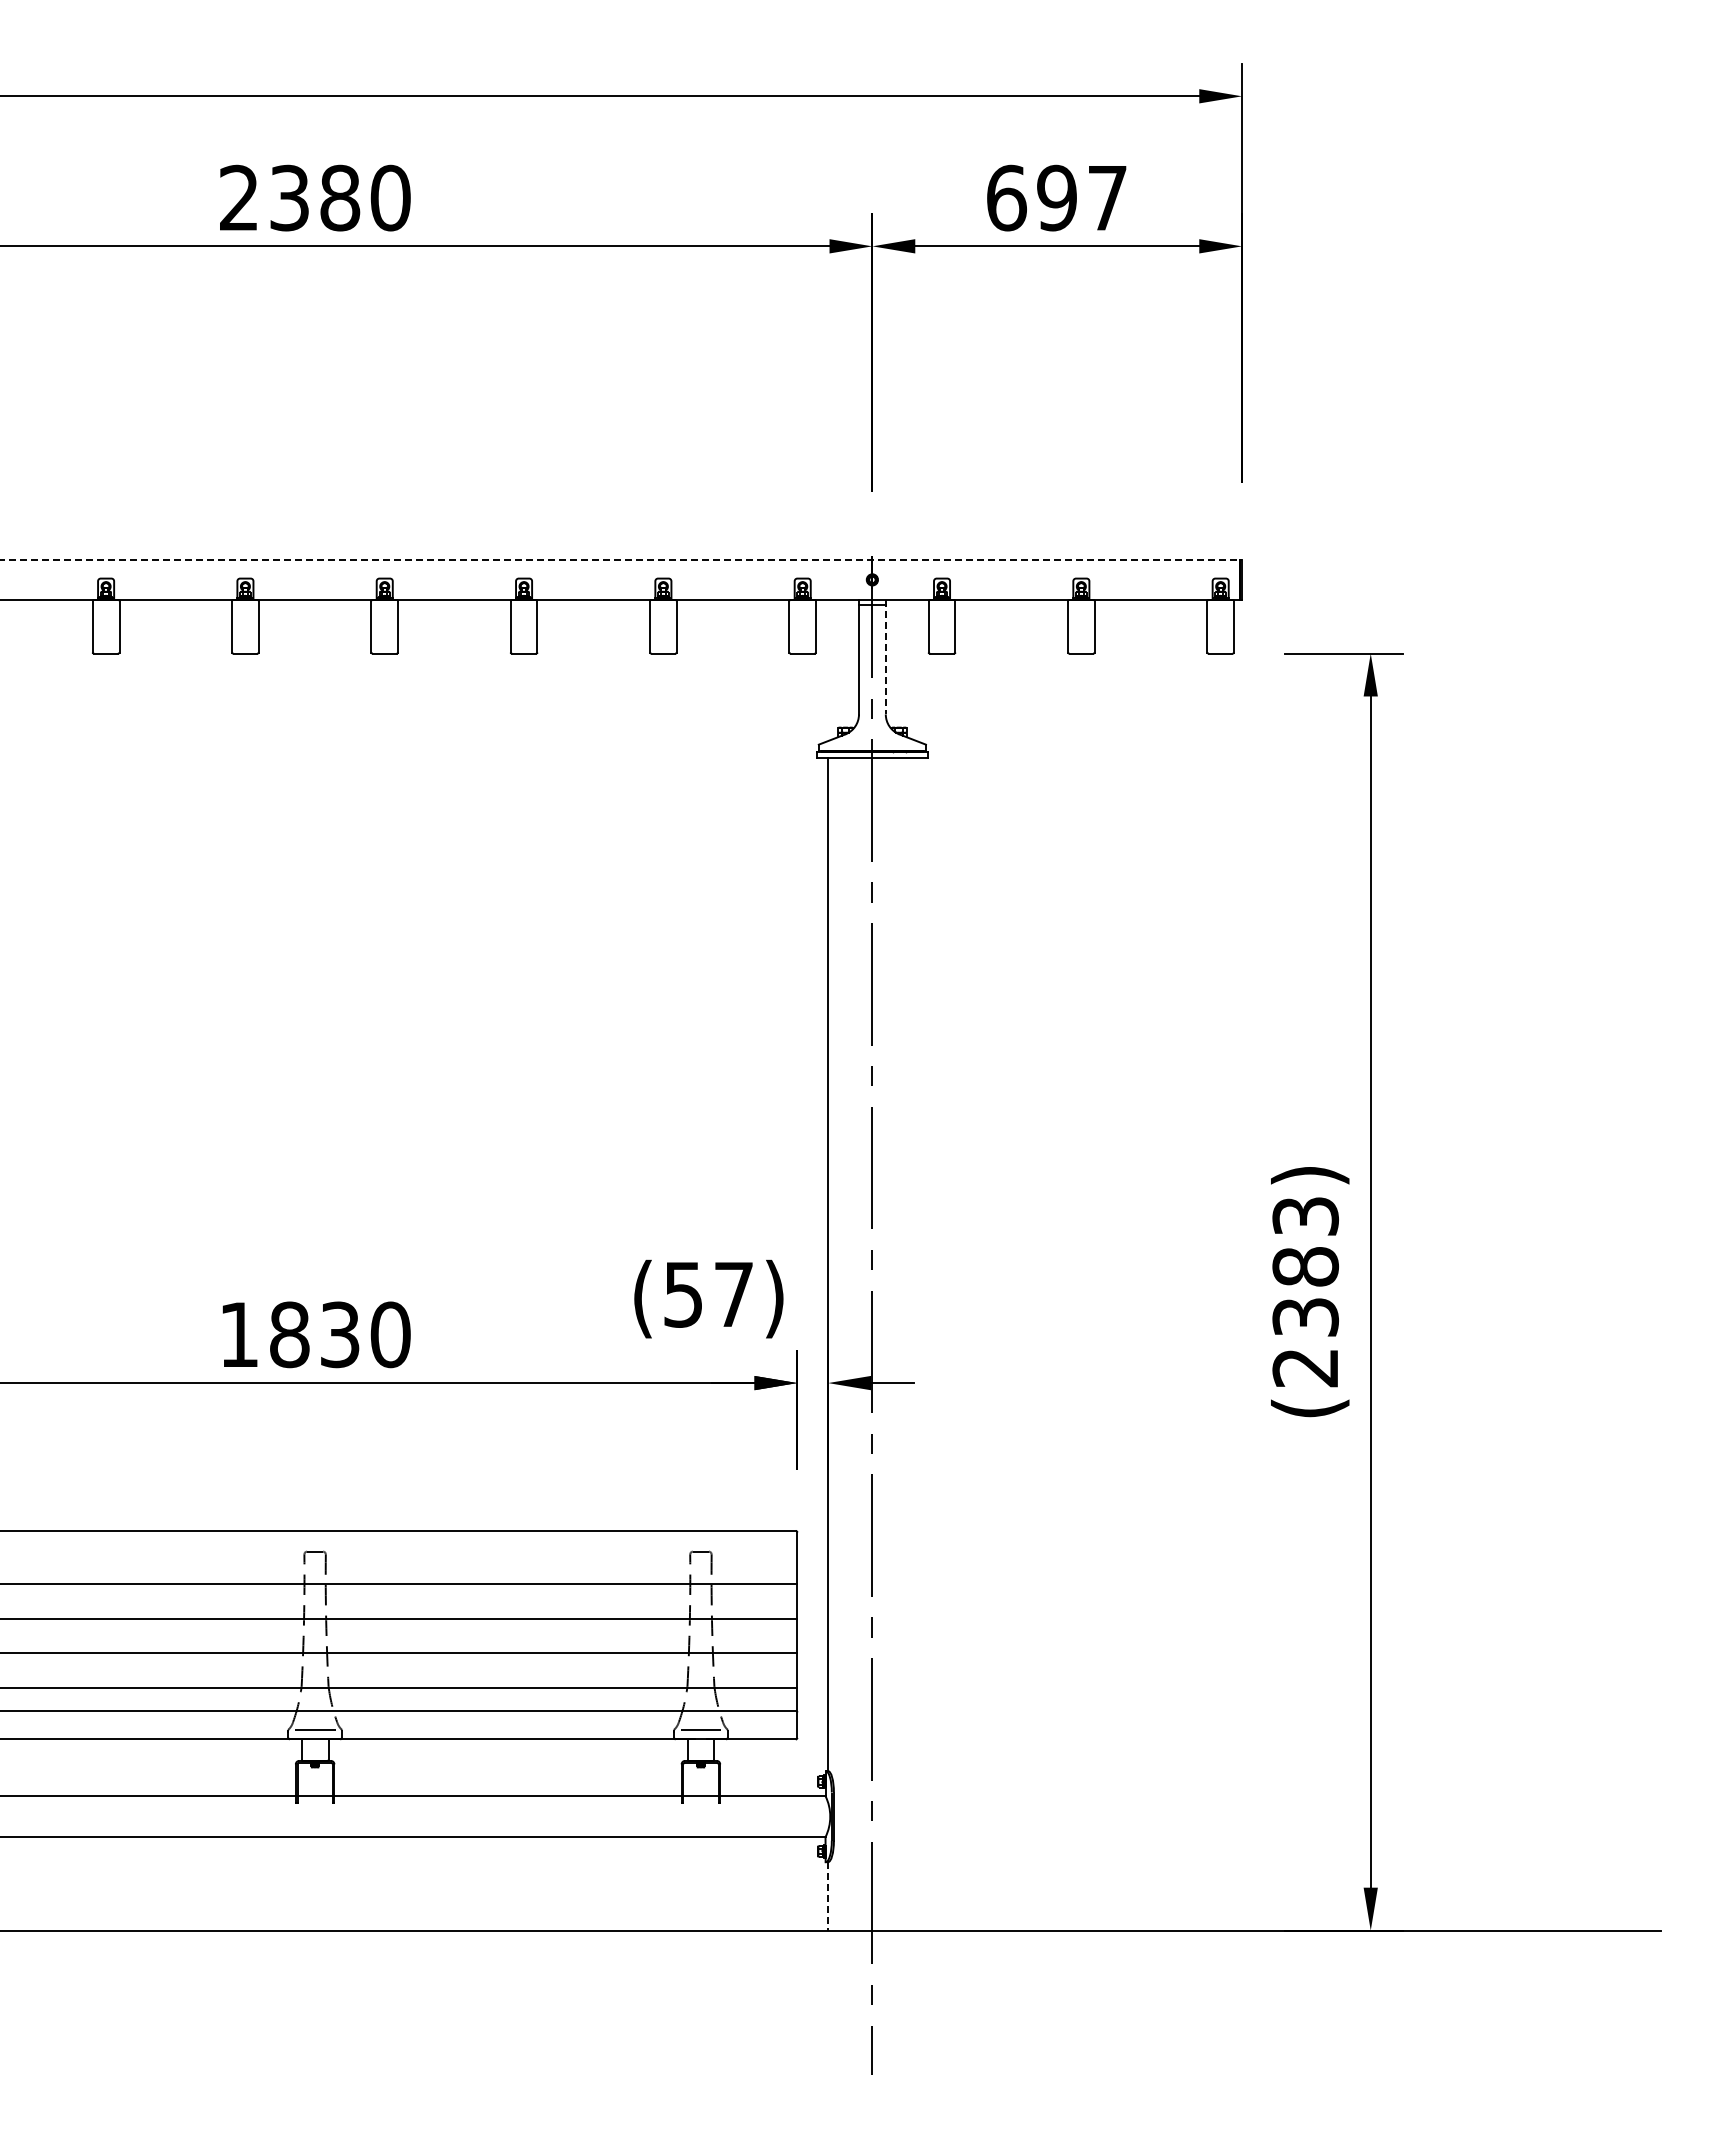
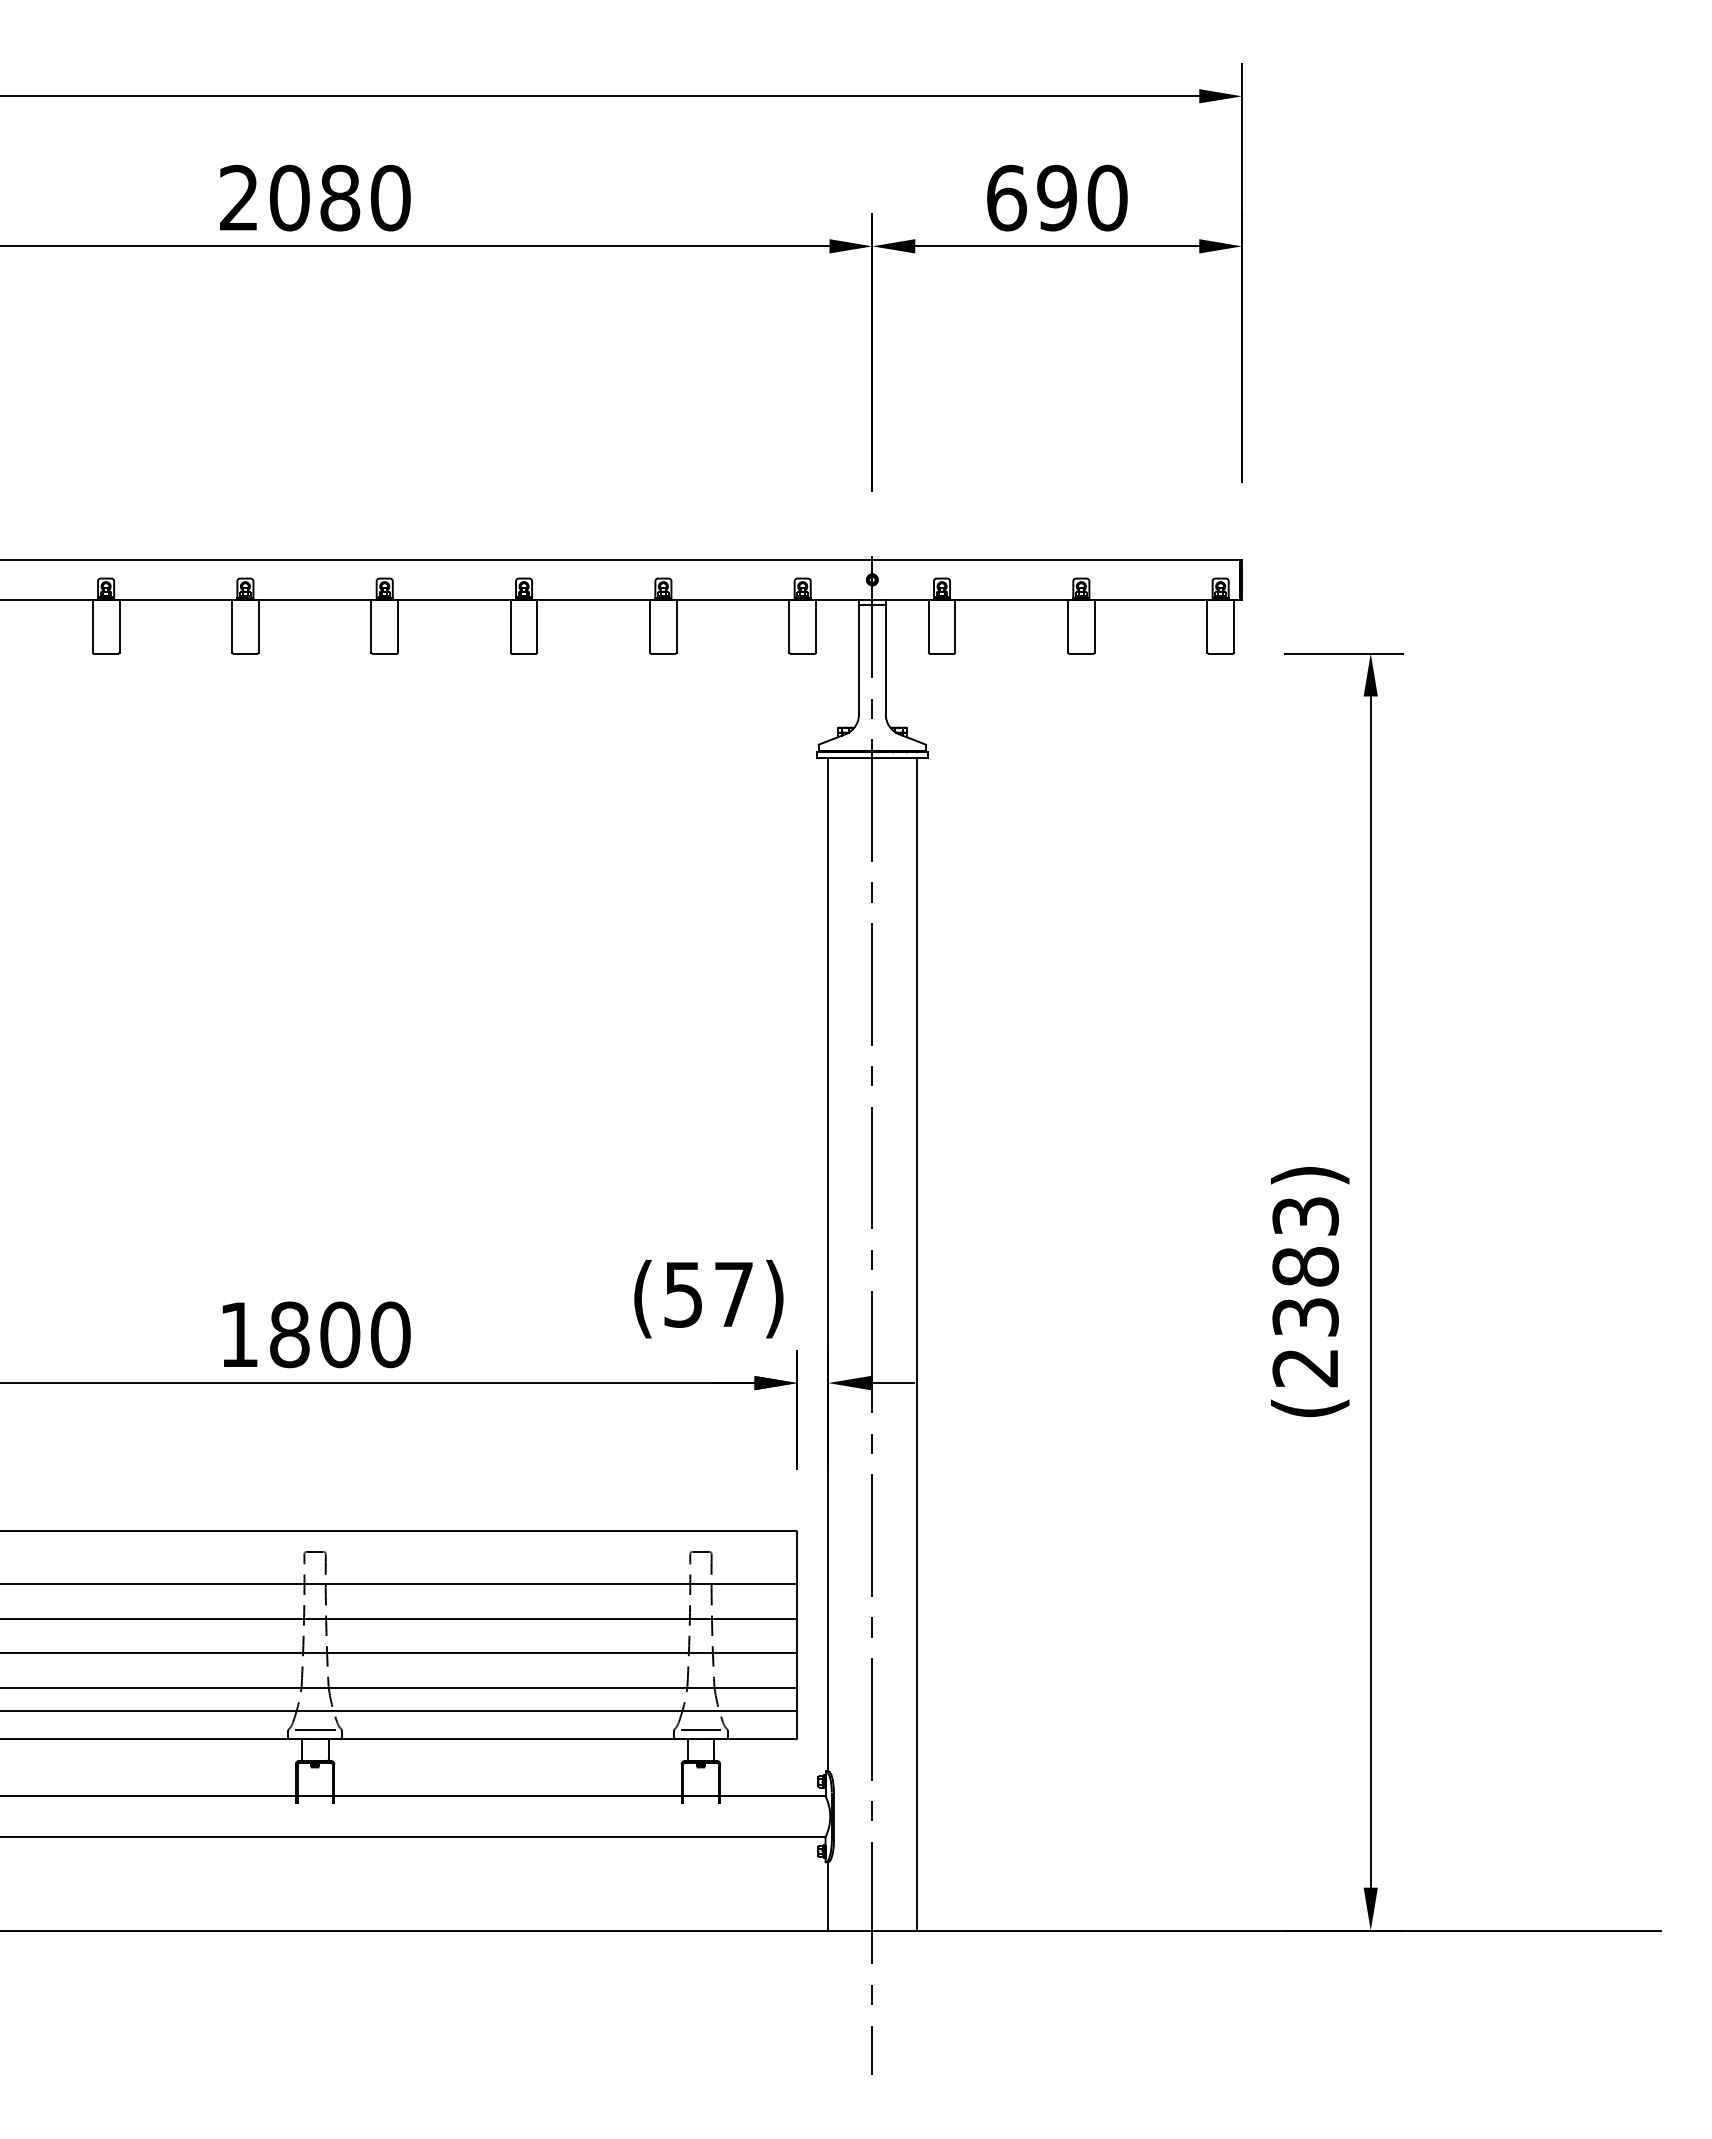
text: 2380 -> 2080 (289, 197)
text: 697 -> 690 (1107, 197)
line: dashed -> solid (621, 559)
line: dashed -> solid (885, 657)
text: 1830 -> 1800 (340, 1334)
line: none -> present (916, 1344)
line: dashed -> solid (828, 1896)
